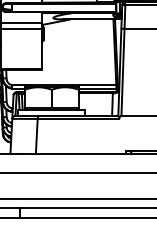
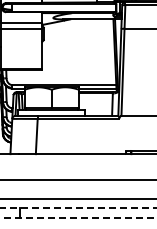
line position: (77, 173) -> (77, 180) (77, 180)
line: solid -> dashed (78, 208)
line: solid -> dashed (78, 217)
